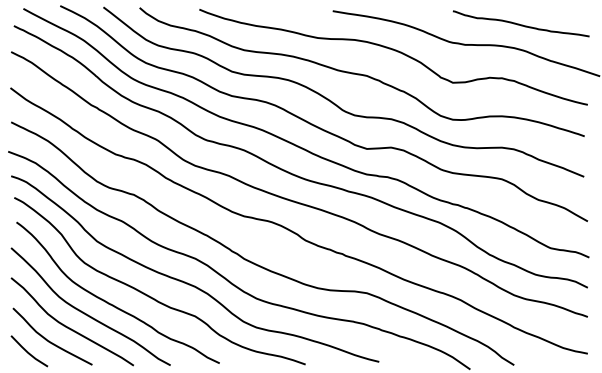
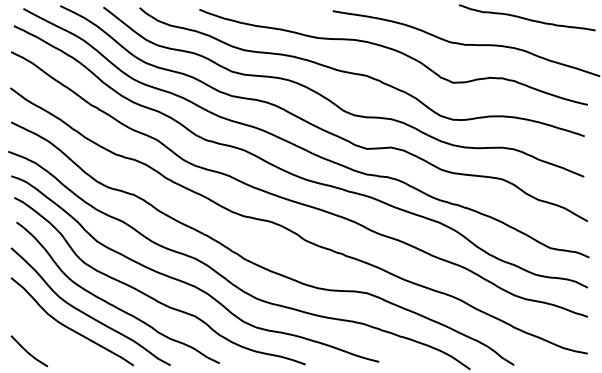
curve position: (519, 23) -> (525, 17) (525, 17)
curve: present -> none (49, 340)
